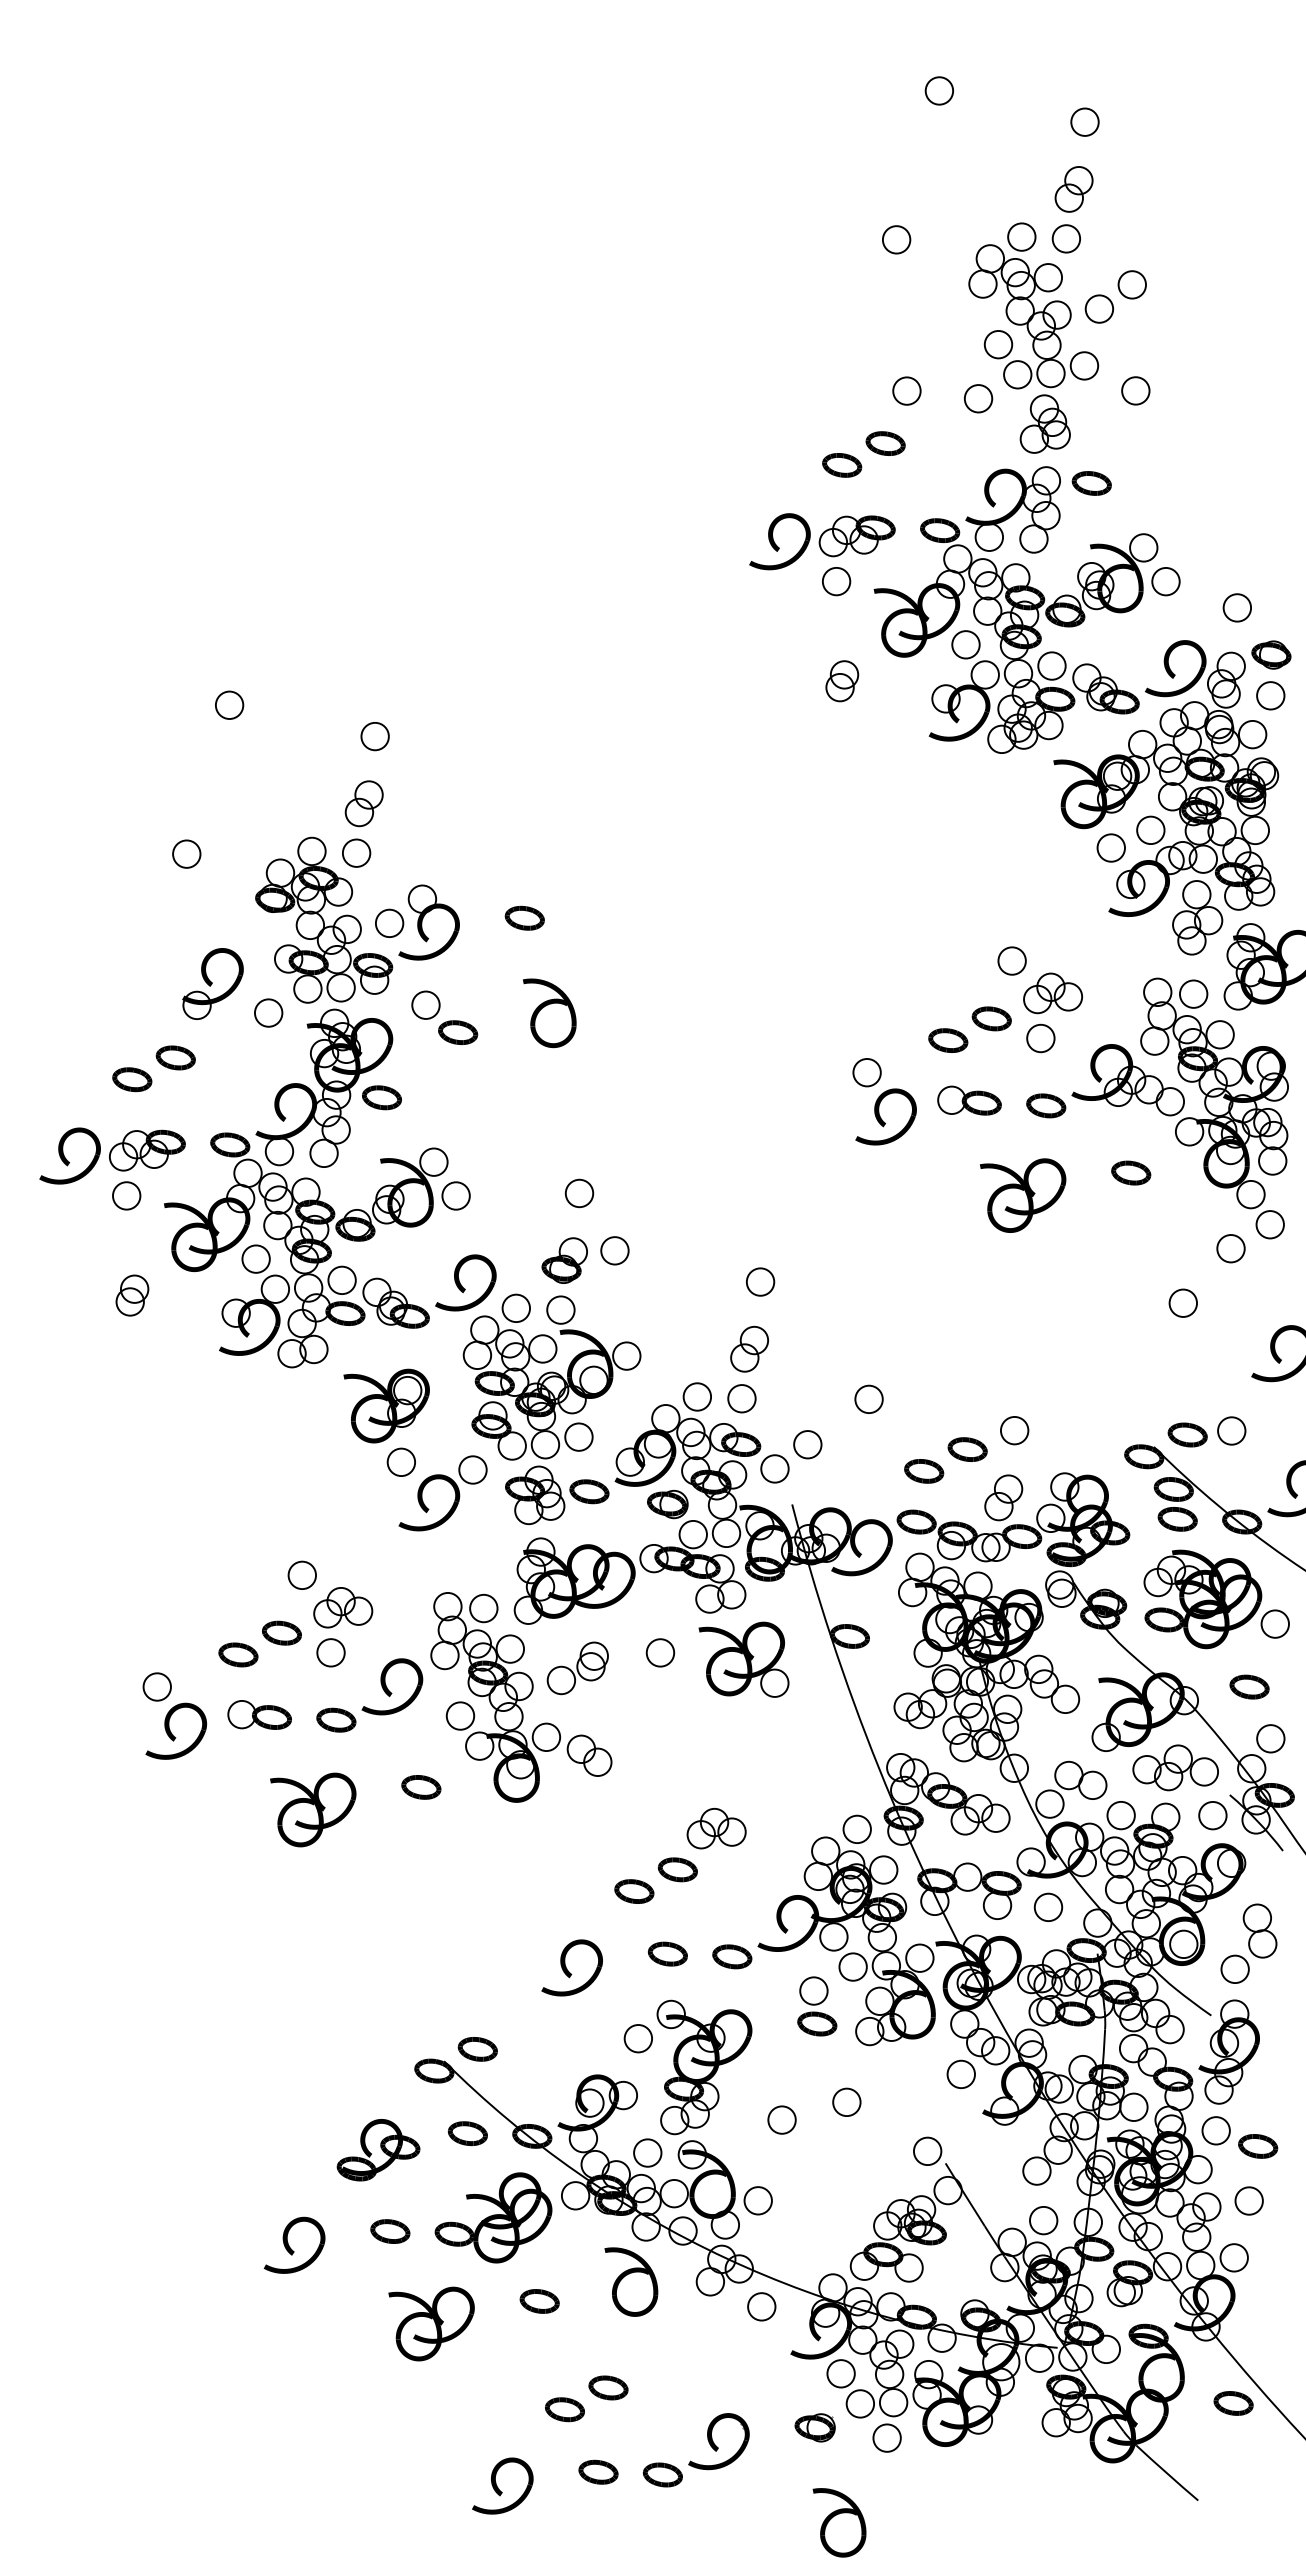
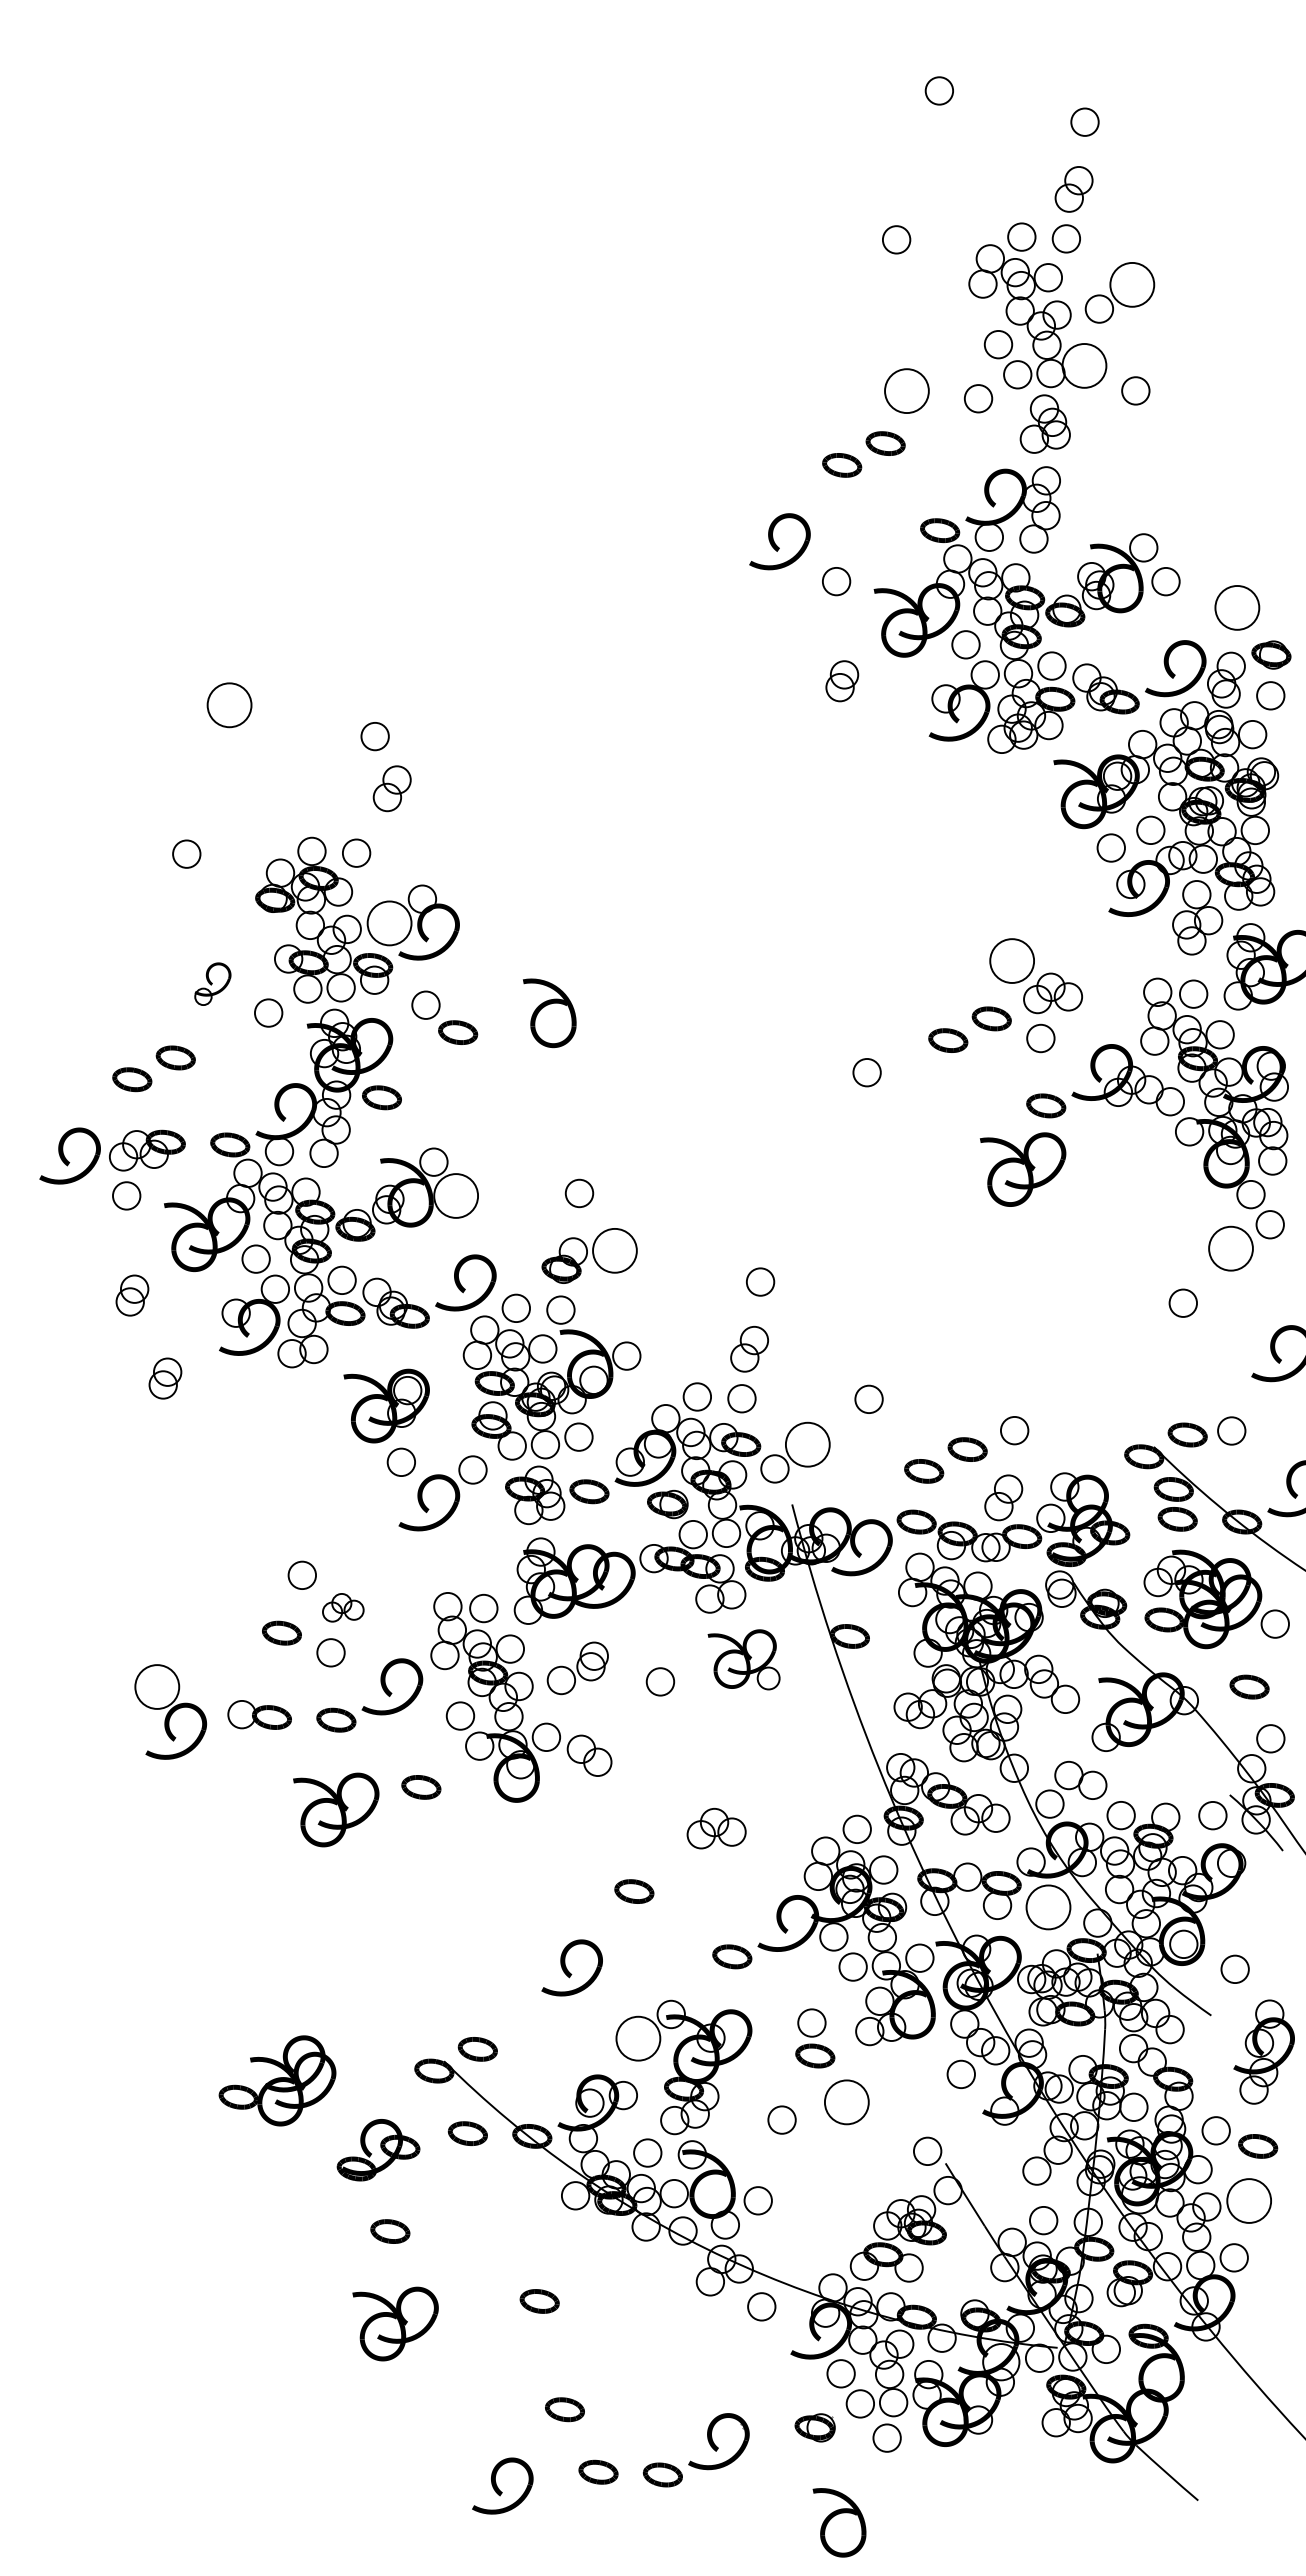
circle diameter: 27 px -> 44 px (1132, 284)
circle diameter: 27 px -> 44 px (1084, 365)
circle diameter: 27 px -> 44 px (906, 391)
part: present -> none (1091, 483)
part: present -> none (856, 536)
circle diameter: 27 px -> 44 px (1237, 607)
circle diameter: 27 px -> 44 px (229, 705)
part position: (363, 803) -> (391, 788) (391, 788)
part: present -> none (524, 917)
circle diameter: 27 px -> 44 px (389, 923)
circle diameter: 27 px -> 44 px (1012, 960)
part size: 62x72 px -> 38x44 px (212, 983)
part: present -> none (969, 1100)
curve: present -> none (882, 1119)
part: present -> none (1131, 1172)
circle diameter: 27 px -> 44 px (456, 1195)
part position: (1023, 1195) -> (1023, 1169) (1023, 1169)
circle diameter: 27 px -> 44 px (1230, 1248)
circle diameter: 27 px -> 44 px (614, 1250)
part: none -> present (165, 1378)
circle diameter: 27 px -> 44 px (807, 1444)
part size: 61x42 px -> 43x30 px (343, 1607)
circle position: (660, 1652) -> (660, 1681) (660, 1681)
part: present -> none (238, 1654)
part size: 92x77 px -> 74x62 px (743, 1659)
circle diameter: 27 px -> 44 px (157, 1686)
part: present -> none (1175, 1767)
part position: (313, 1809) -> (336, 1809) (336, 1809)
part: present -> none (677, 1869)
circle diameter: 27 px -> 44 px (1048, 1907)
part: present -> none (1259, 1930)
part: present -> none (667, 1953)
part position: (817, 2006) -> (815, 2038) (815, 2038)
circle diameter: 27 px -> 44 px (638, 2038)
part position: (1228, 2051) -> (1263, 2051) (1263, 2051)
circle diameter: 27 px -> 44 px (846, 2102)
circle diameter: 27 px -> 44 px (1249, 2200)
part position: (493, 2217) -> (277, 2080) (277, 2080)
curve: present -> none (290, 2247)
curve: present -> none (627, 2275)
part position: (431, 2323) -> (395, 2323) (395, 2323)
part: present -> none (608, 2387)
part: present -> none (1233, 2403)
